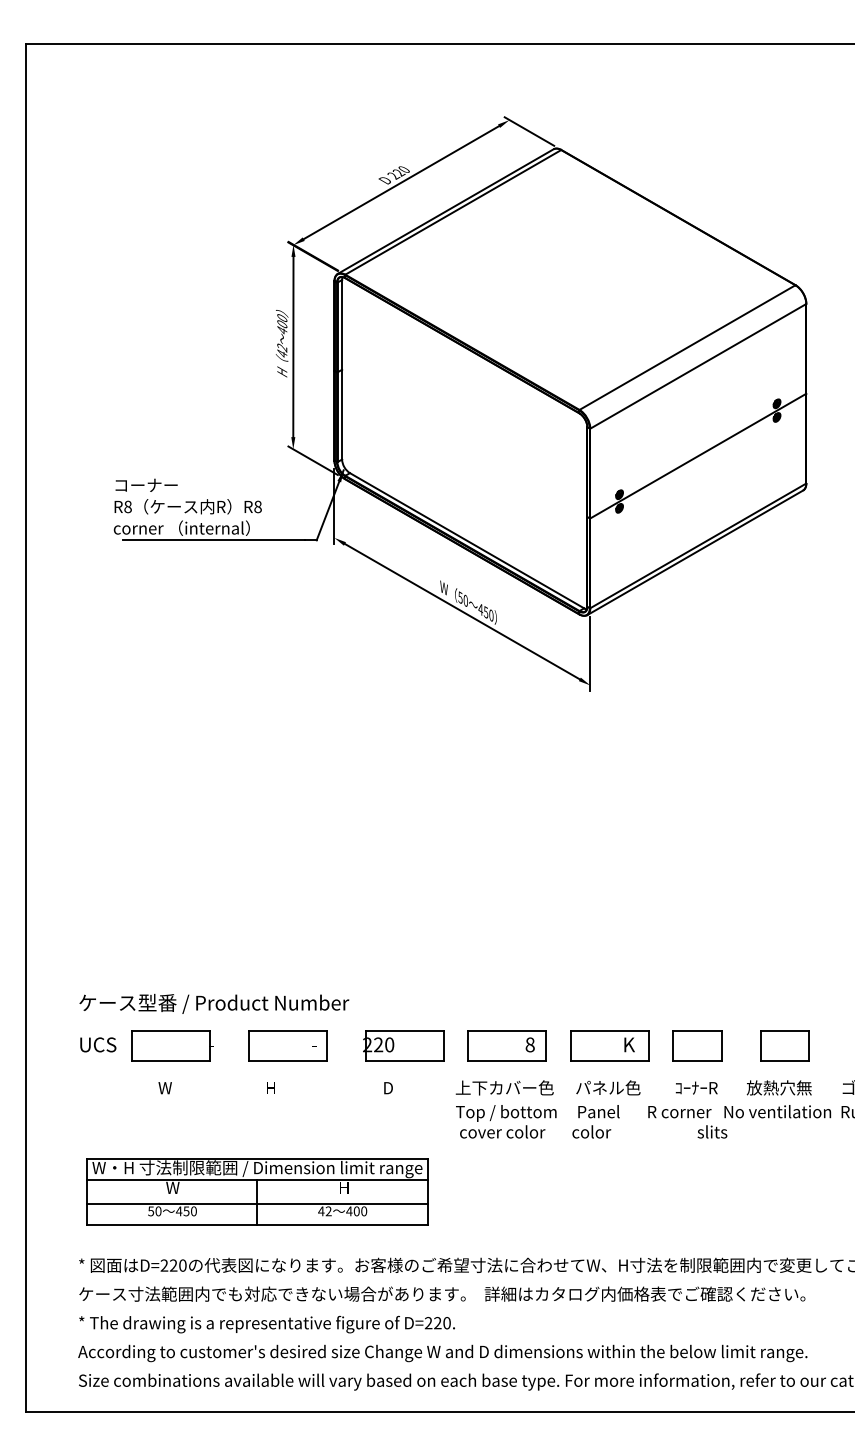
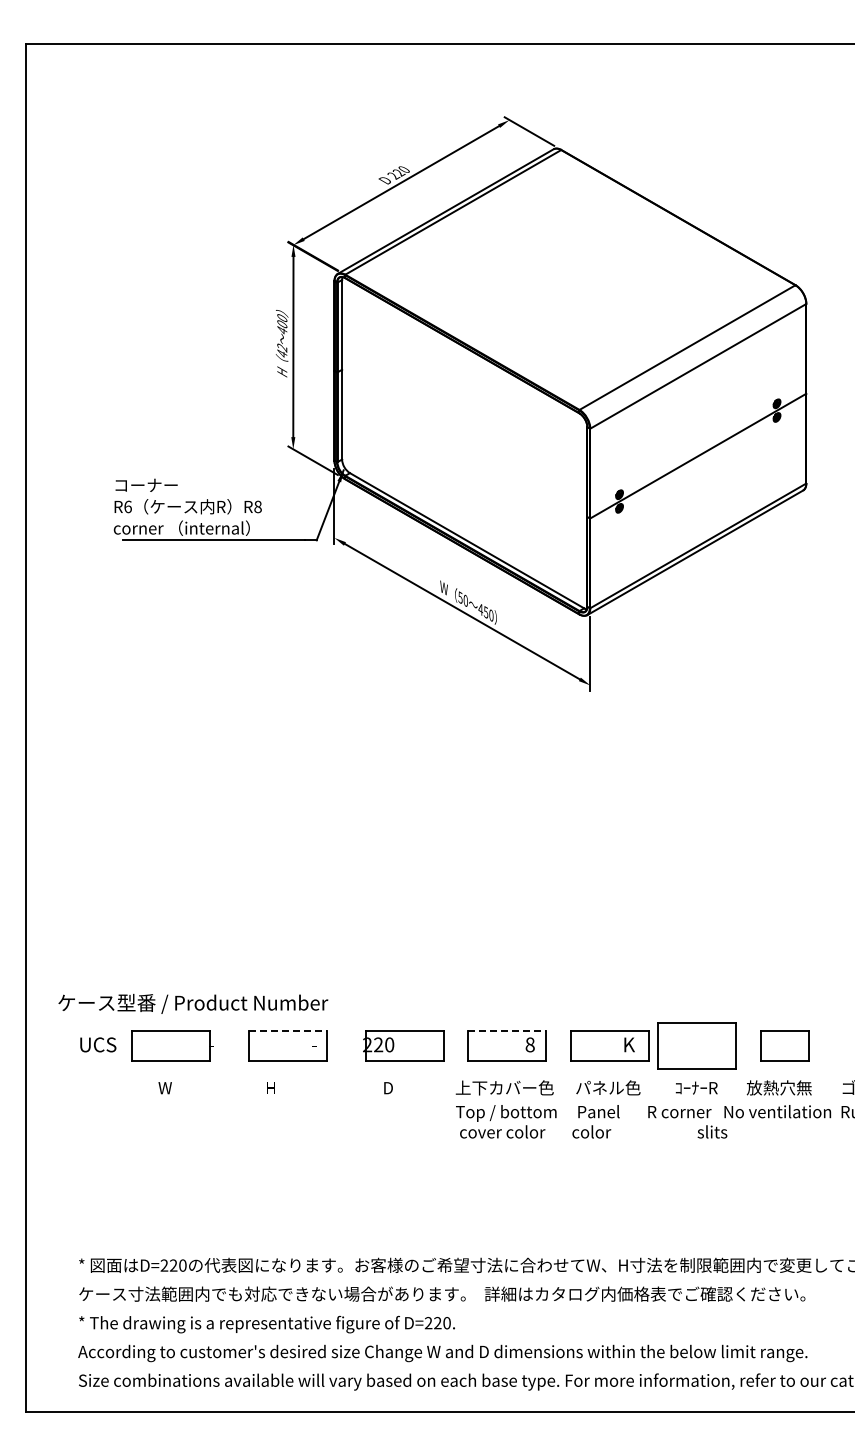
text: R8 -> R6 (127, 506)
text position: (214, 1003) -> (193, 1003) (193, 1003)
line: solid -> dashed (288, 1031)
line: solid -> dashed (507, 1031)
part size: 51x32 px -> 80x48 px (696, 1045)
part: present -> none (257, 1191)
